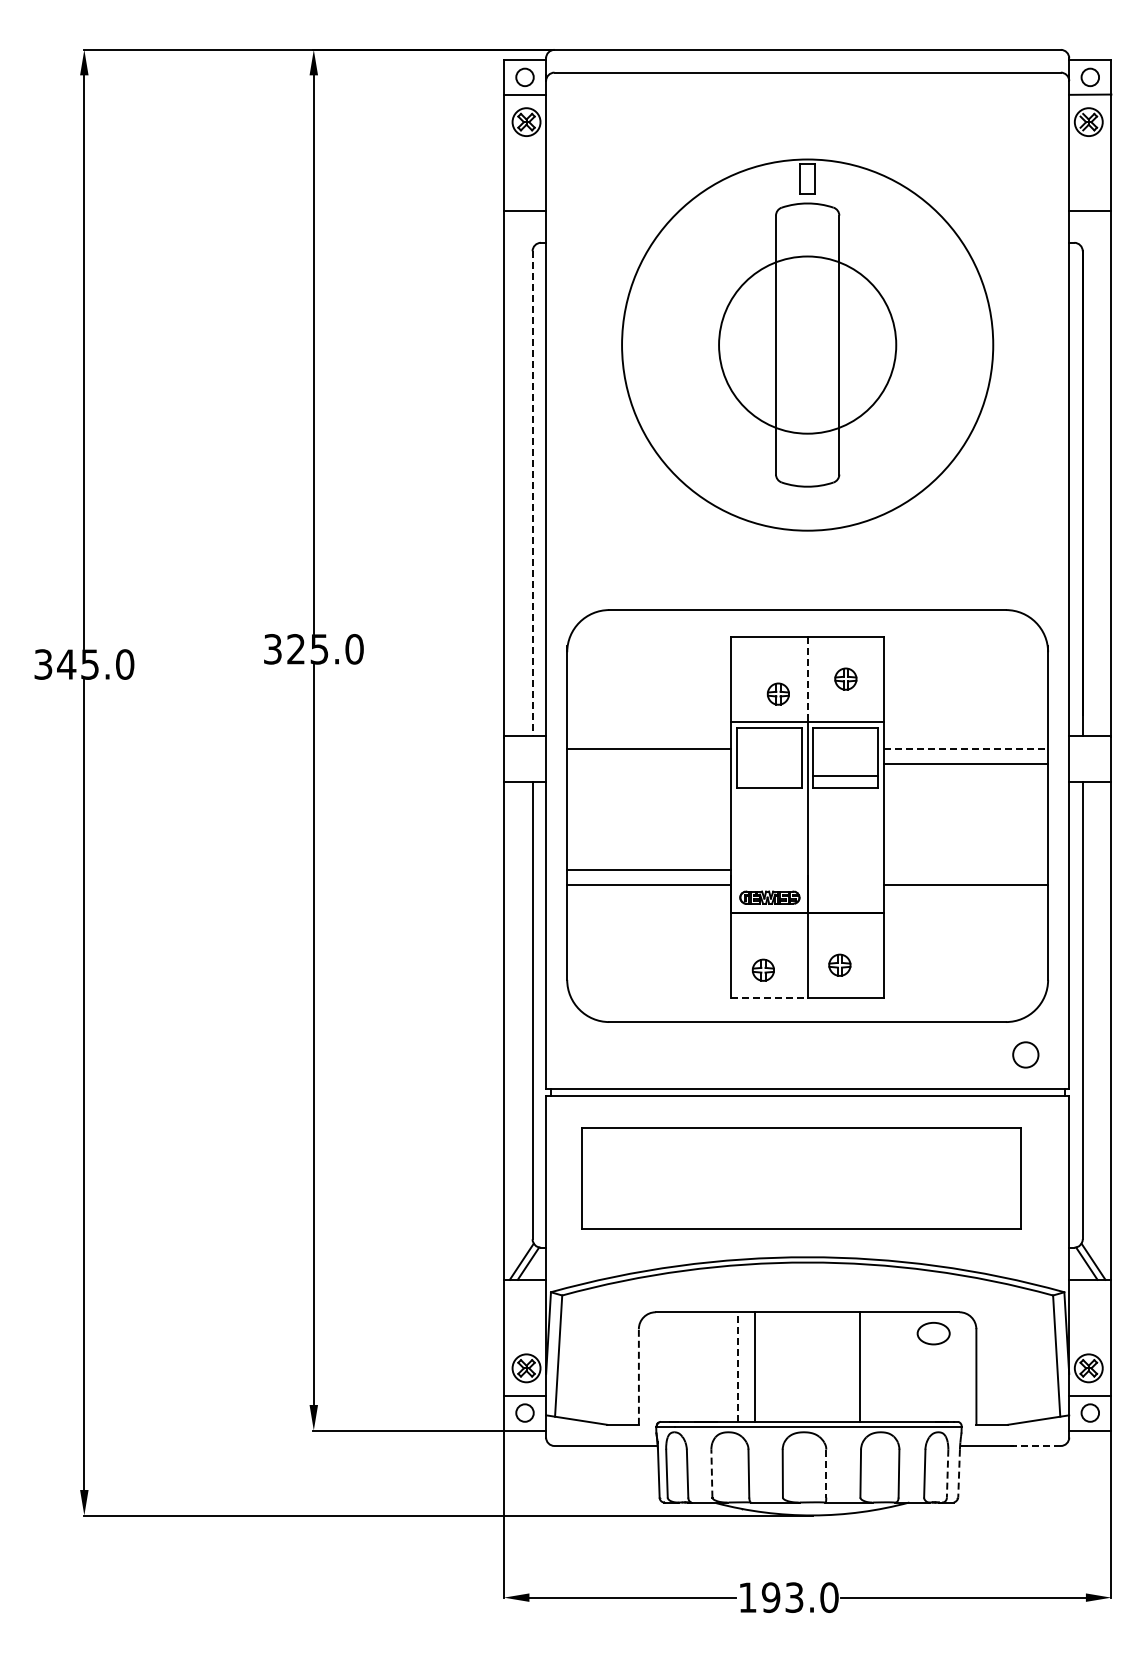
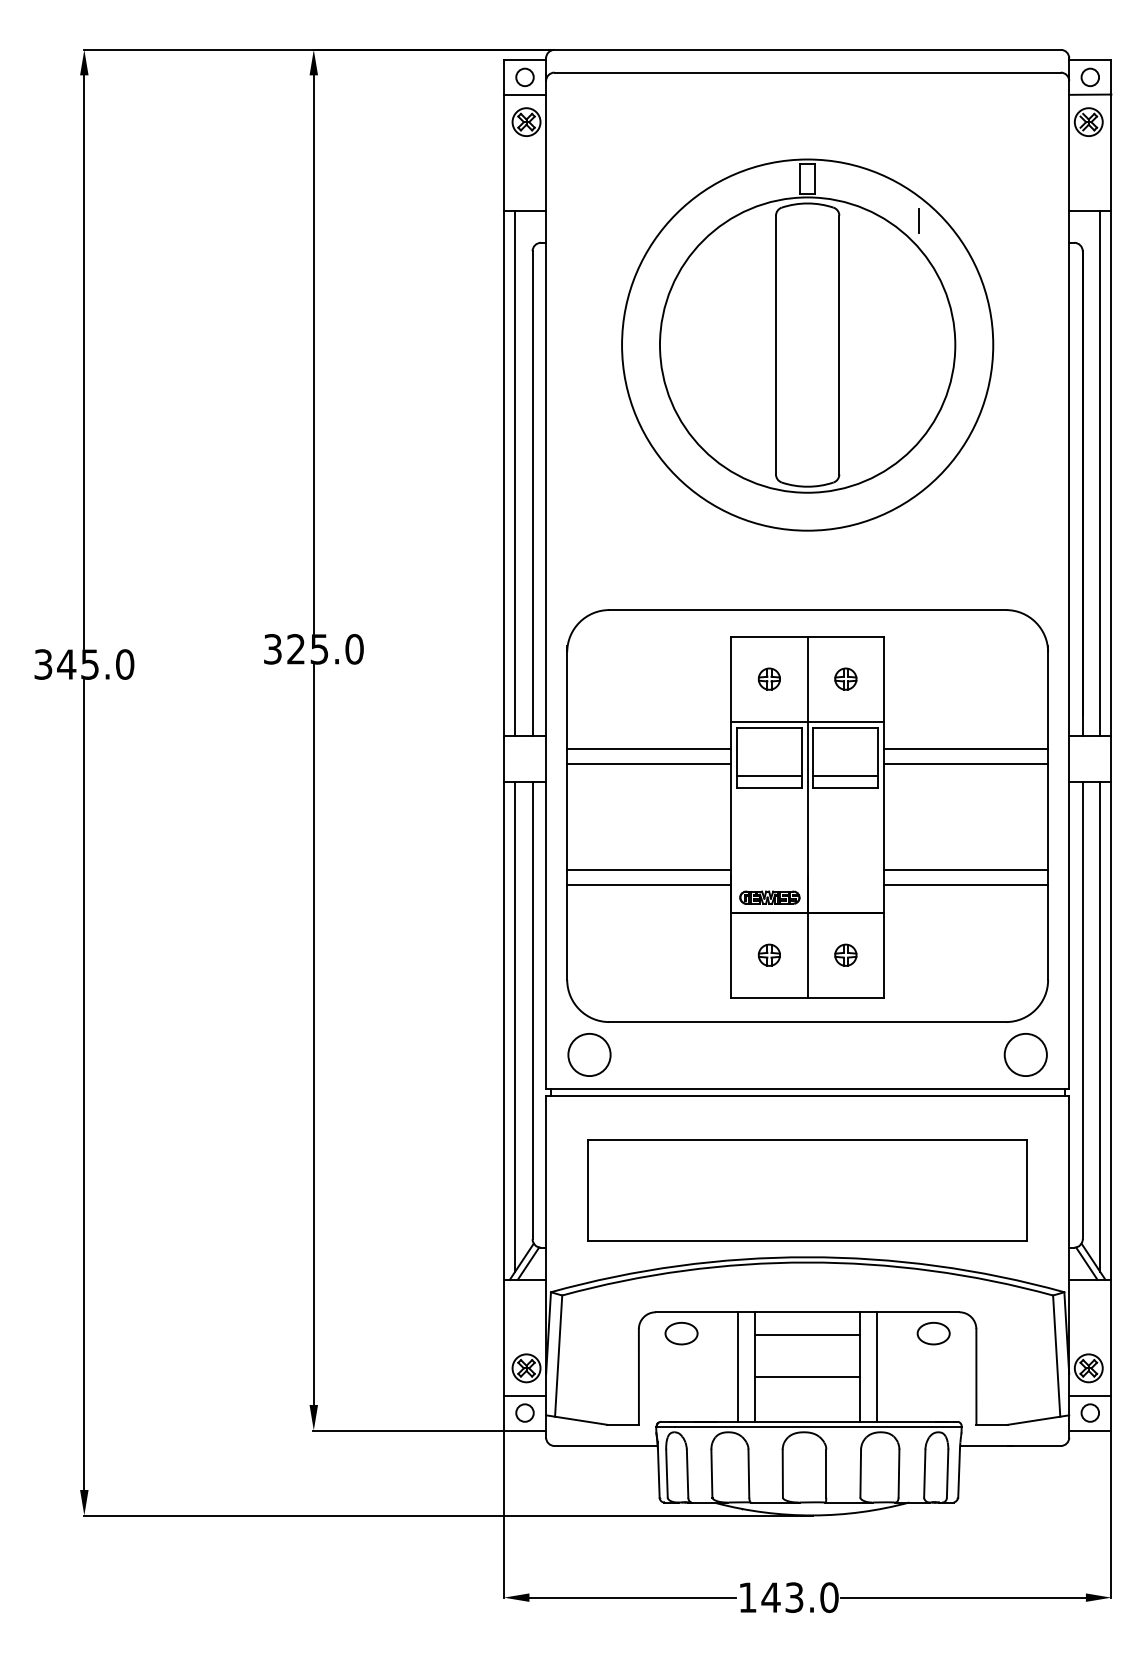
line: none -> present (918, 220)
circle diameter: 177 px -> 295 px (807, 344)
line: none -> present (515, 473)
line: none -> present (1100, 473)
line: dashed -> solid (532, 494)
line: dashed -> solid (807, 679)
part position: (777, 693) -> (768, 678) (768, 678)
line: dashed -> solid (966, 748)
line: none -> present (649, 763)
line: none -> present (768, 775)
line: none -> present (966, 869)
part position: (839, 964) -> (845, 954) (845, 954)
part position: (762, 969) -> (768, 954) (768, 954)
line: dashed -> solid (769, 997)
line: none -> present (515, 1026)
line: none -> present (1100, 1026)
circle: none -> present (589, 1054)
circle diameter: 25 px -> 42 px (1025, 1054)
part position: (801, 1178) -> (807, 1190) (807, 1190)
part: none -> present (681, 1333)
line: none -> present (807, 1335)
line: none -> present (877, 1366)
line: dashed -> solid (738, 1367)
line: dashed -> solid (638, 1376)
line: none -> present (807, 1377)
line: dashed -> solid (1033, 1446)
line: dashed -> solid (711, 1473)
line: dashed -> solid (826, 1473)
line: dashed -> solid (947, 1473)
line: dashed -> solid (959, 1473)
text: 193.0 -> 143.0 (770, 1597)
